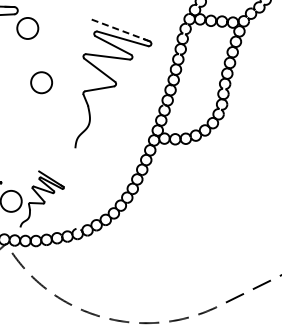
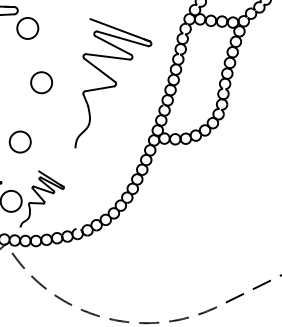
line: dashed -> solid (120, 30)
circle: none -> present (19, 141)
